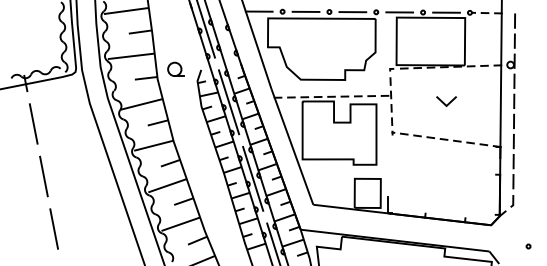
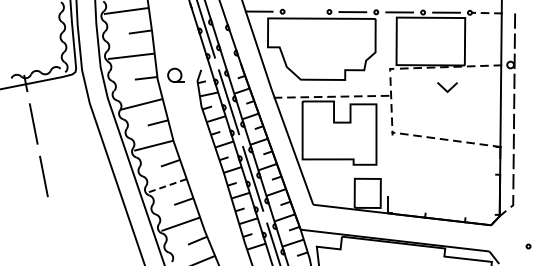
line: present -> none (305, 11)
part position: (175, 68) -> (175, 74) (175, 74)
line position: (444, 102) -> (445, 88) (445, 88)
line: solid -> dashed (167, 185)
line: present -> none (54, 228)
